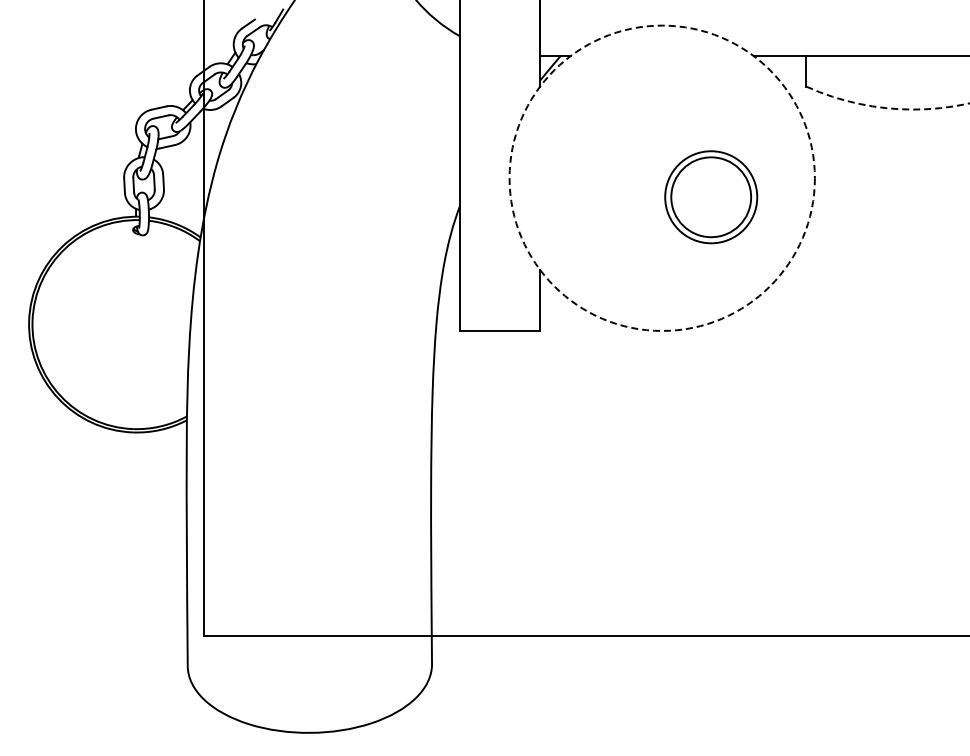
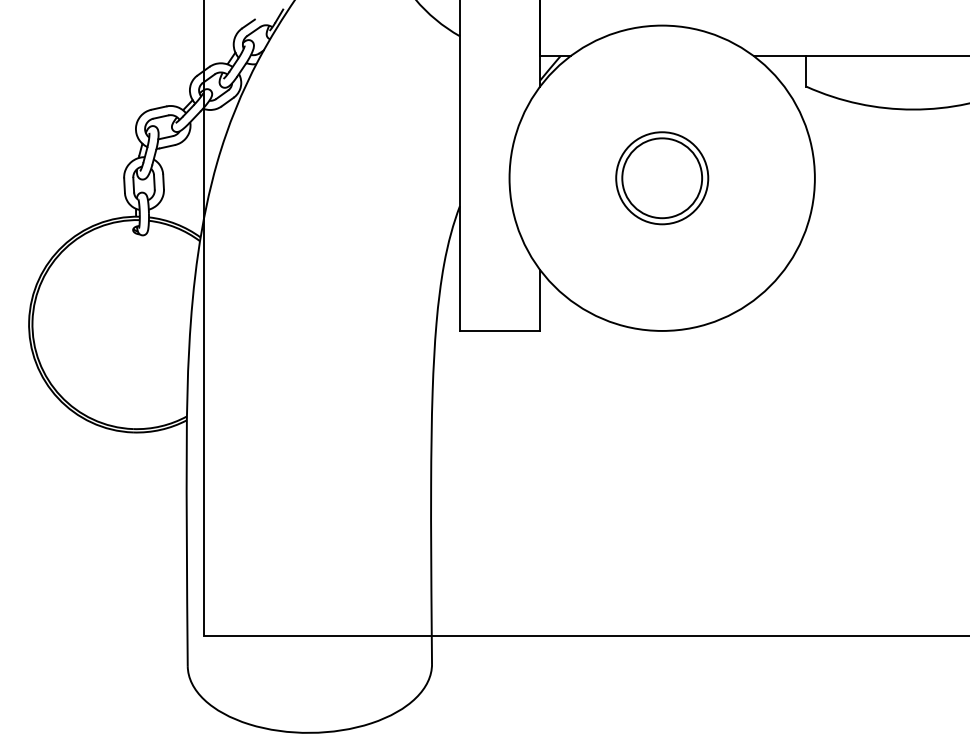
arc: dashed -> solid (886, 108)
circle: dashed -> solid (661, 177)
part position: (711, 197) -> (662, 178) (662, 178)
